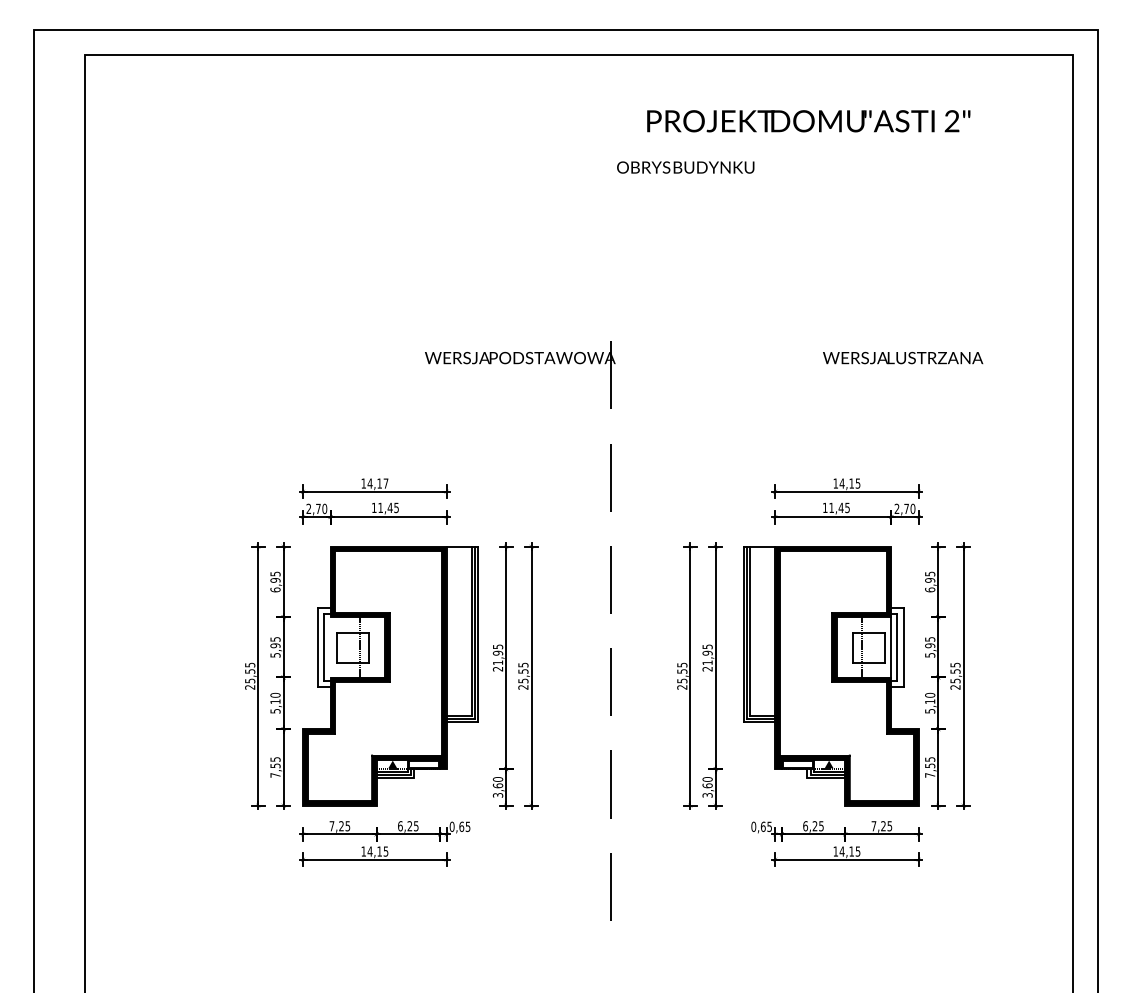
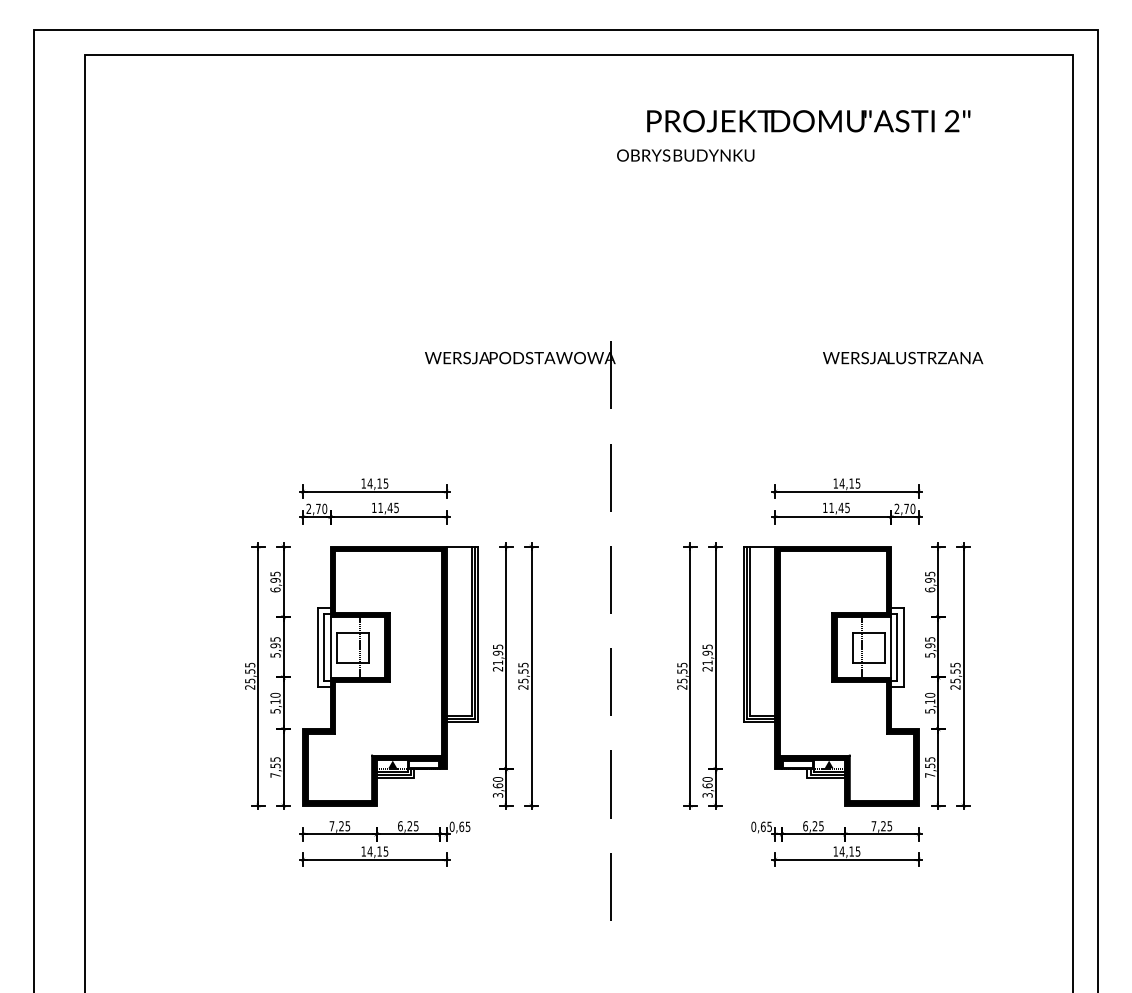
text position: (685, 167) -> (685, 155) (685, 155)
text: 14,17 -> 14,15 (385, 483)
line: none -> present (330, 647)
